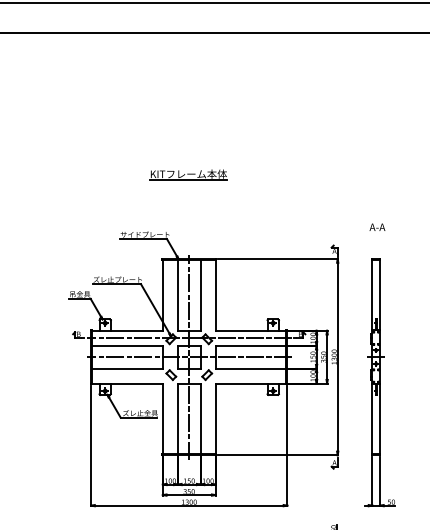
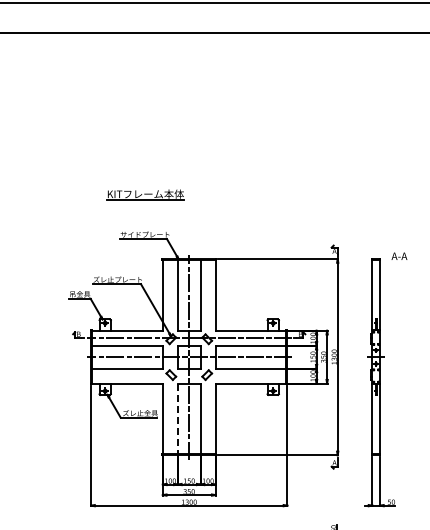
part position: (188, 174) -> (145, 194) (145, 194)
text position: (377, 226) -> (399, 255) (399, 255)
line: solid -> dashed (177, 419)
